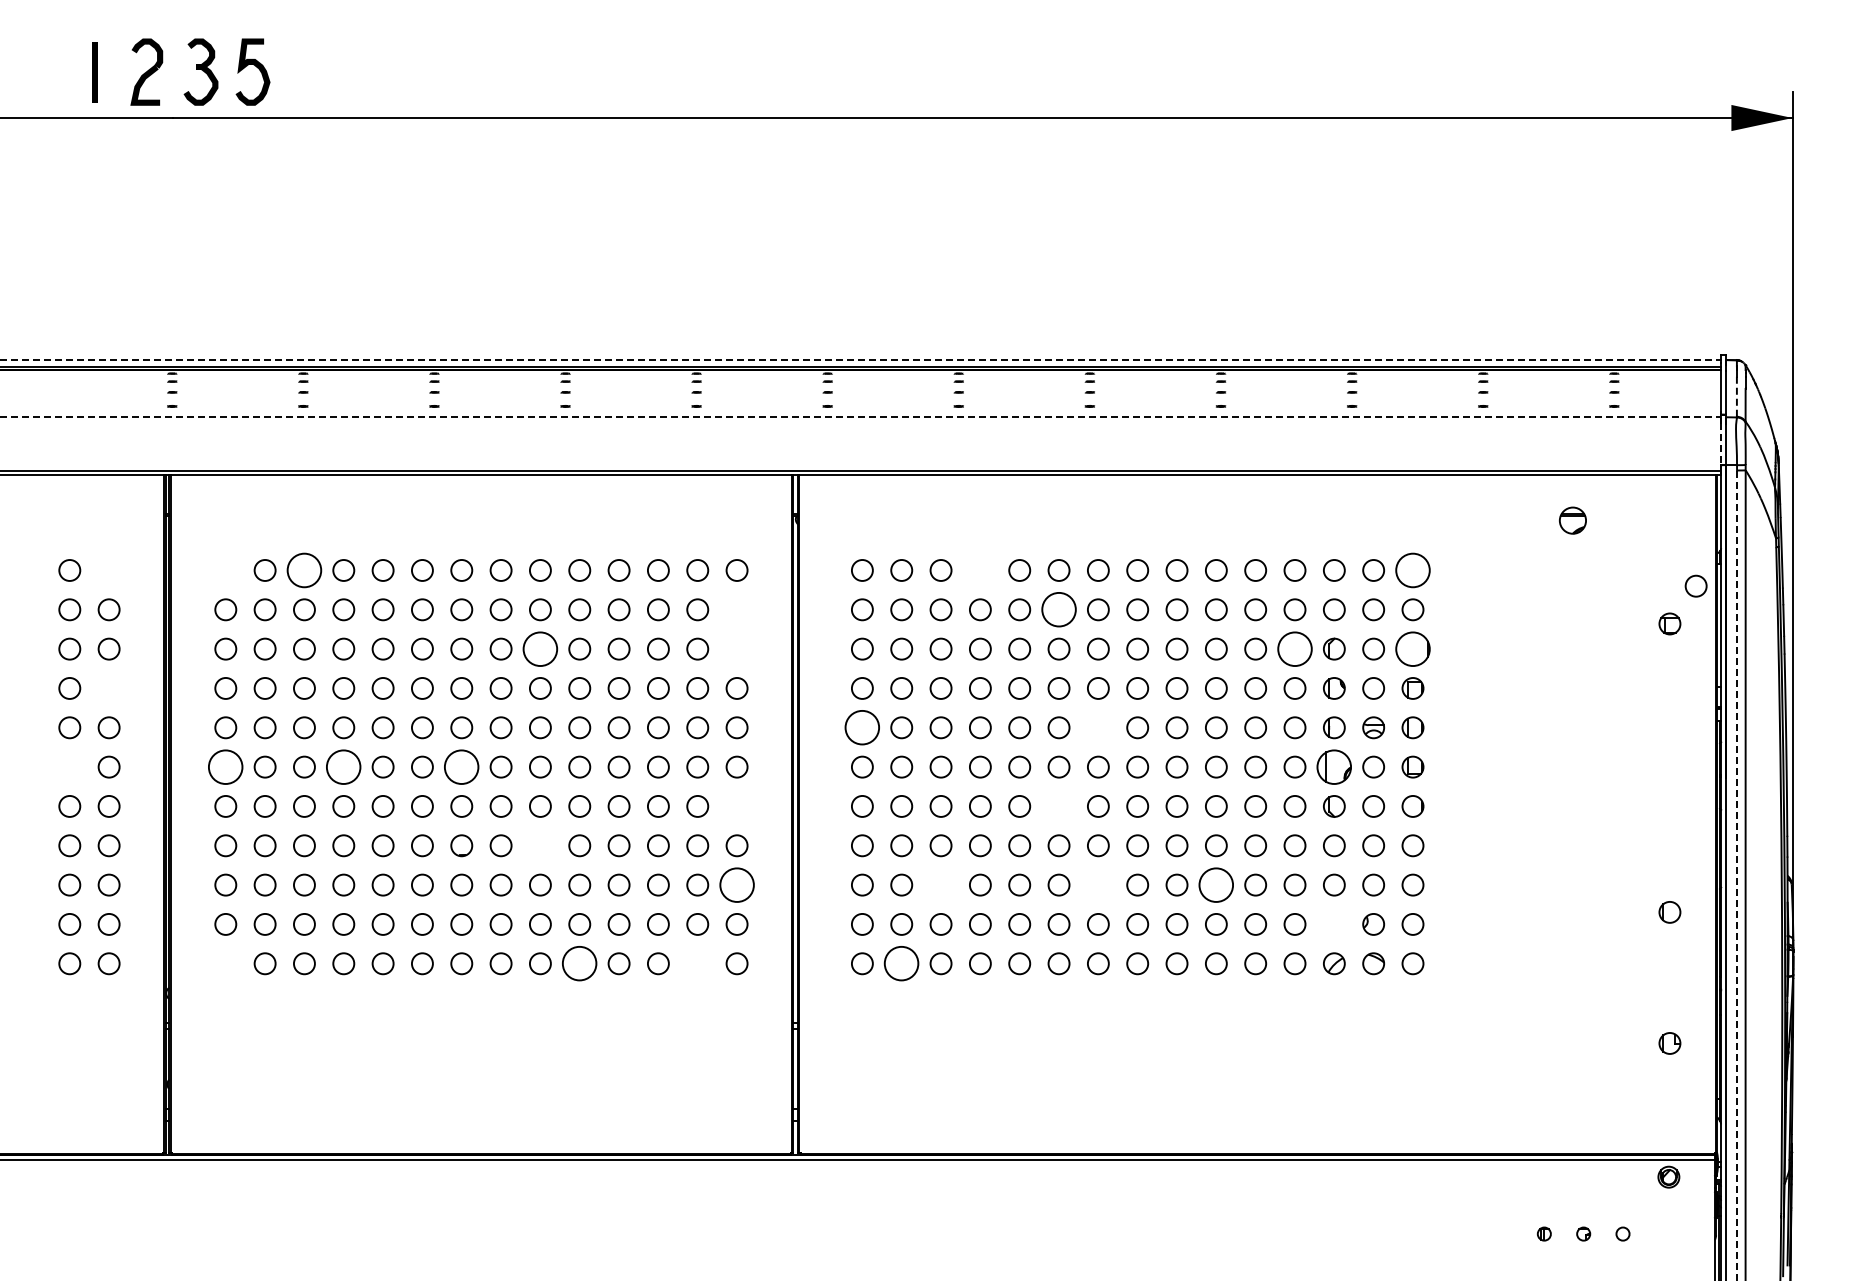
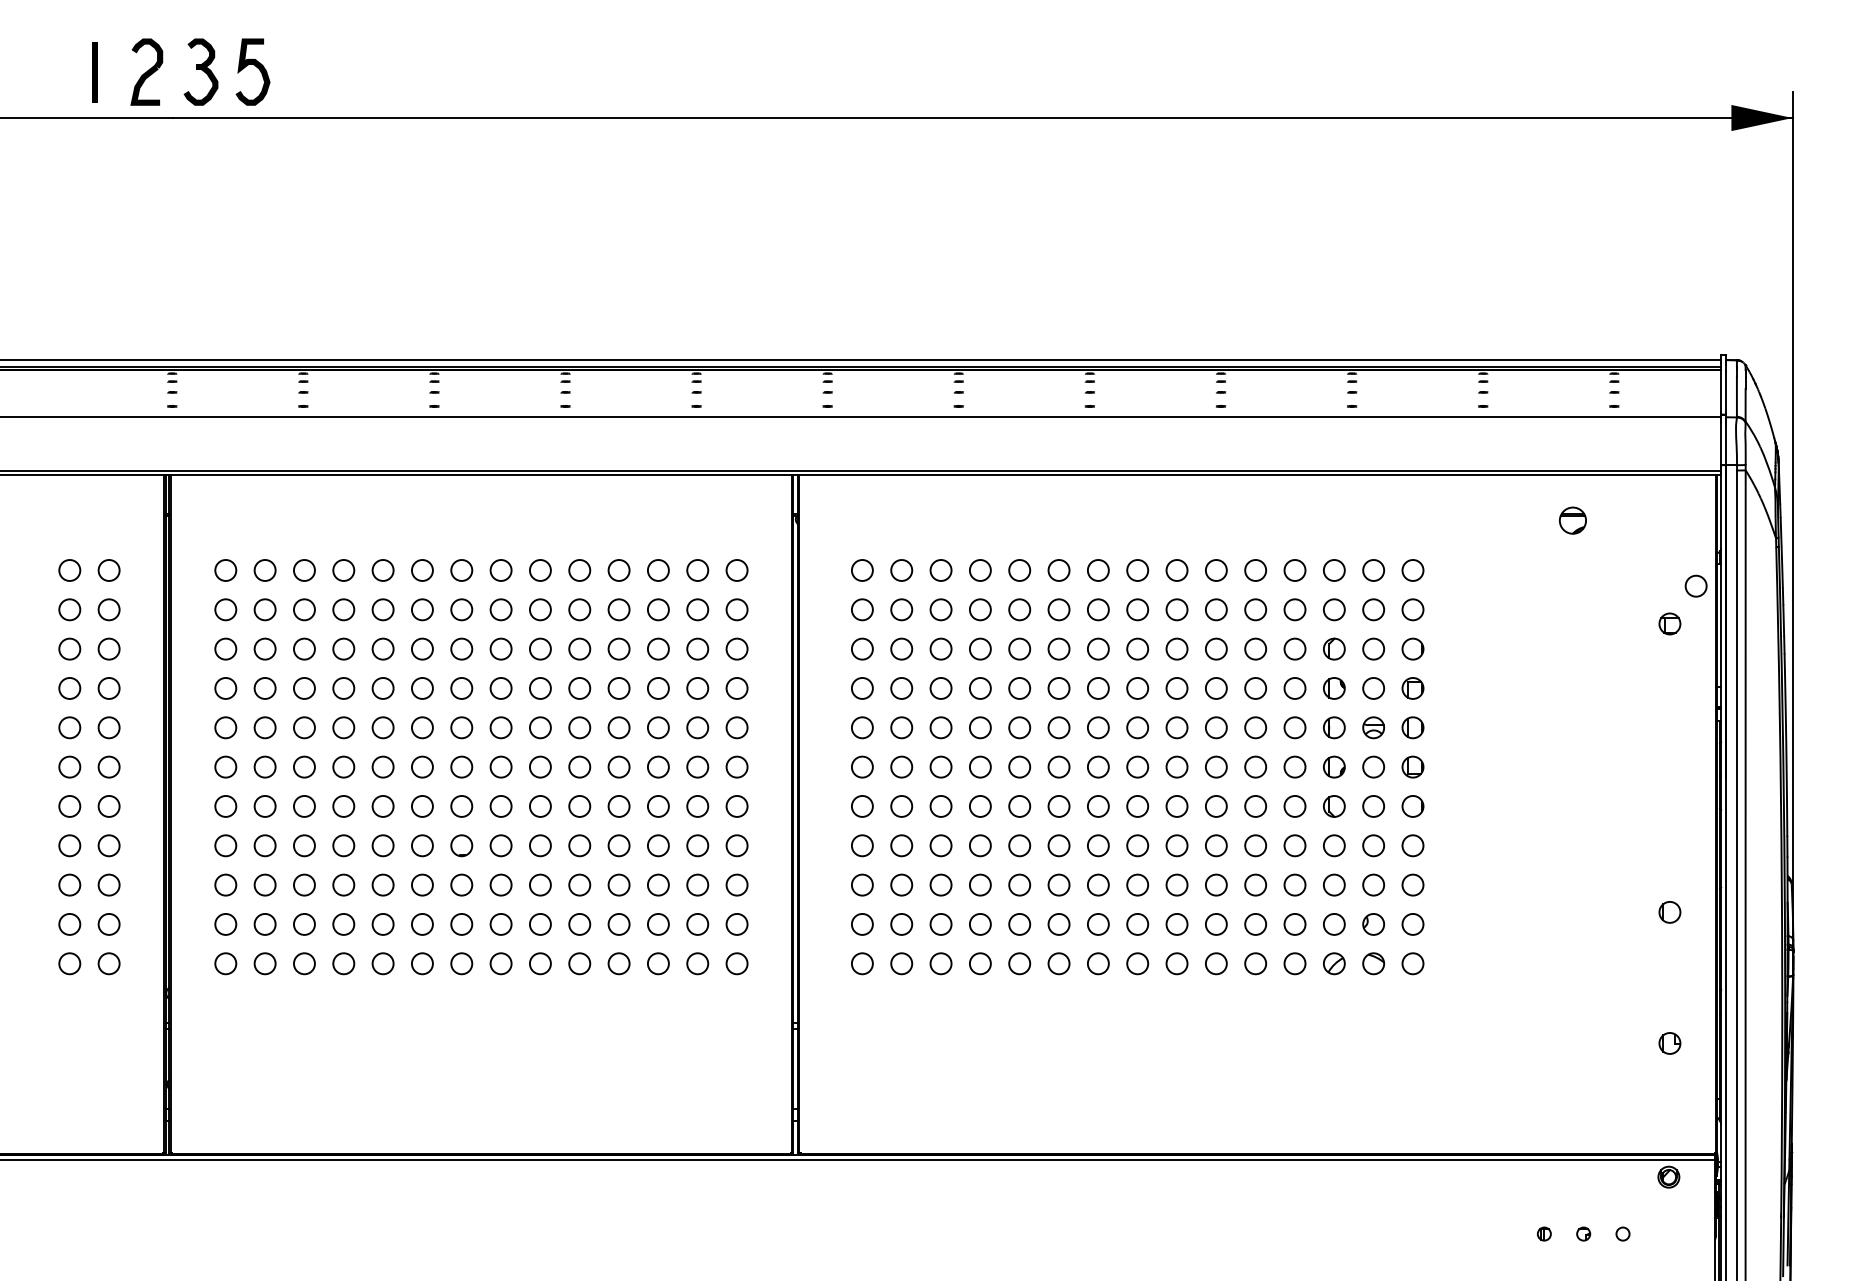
line: dashed -> solid (861, 359)
line: dashed -> solid (1736, 396)
line: dashed -> solid (861, 416)
line: dashed -> solid (1721, 444)
circle: none -> present (108, 570)
circle: none -> present (225, 570)
circle size: 37x37 px -> 23x23 px (304, 570)
circle: none -> present (980, 570)
circle size: 36x37 px -> 24x23 px (1412, 570)
circle: none -> present (736, 609)
circle size: 36x36 px -> 24x24 px (1058, 609)
circle size: 37x36 px -> 23x24 px (540, 648)
circle: none -> present (736, 648)
circle size: 36x36 px -> 24x24 px (1294, 648)
part size: 36x36 px -> 24x24 px (1412, 648)
circle: none -> present (108, 688)
circle size: 36x36 px -> 23x24 px (862, 727)
circle: none -> present (1098, 727)
circle: none -> present (69, 766)
circle size: 36x36 px -> 24x24 px (225, 766)
circle size: 36x36 px -> 24x24 px (343, 766)
circle size: 36x36 px -> 24x24 px (461, 766)
part size: 36x36 px -> 23x24 px (1334, 766)
circle: none -> present (736, 806)
circle: none -> present (1058, 806)
circle: none -> present (540, 845)
line: dashed -> solid (1737, 875)
circle size: 36x36 px -> 24x24 px (736, 884)
circle: none -> present (940, 884)
circle: none -> present (1098, 884)
circle size: 36x36 px -> 23x24 px (1216, 884)
circle: none -> present (1334, 924)
circle: none -> present (225, 963)
circle size: 36x36 px -> 24x24 px (579, 963)
circle: none -> present (697, 963)
circle size: 37x36 px -> 24x24 px (901, 963)
